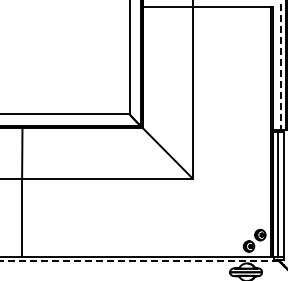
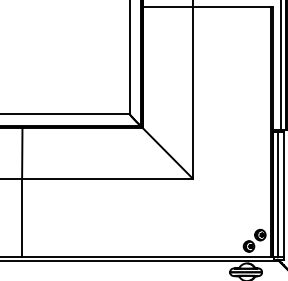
line: dashed -> solid (280, 64)
line: dashed -> solid (139, 261)
